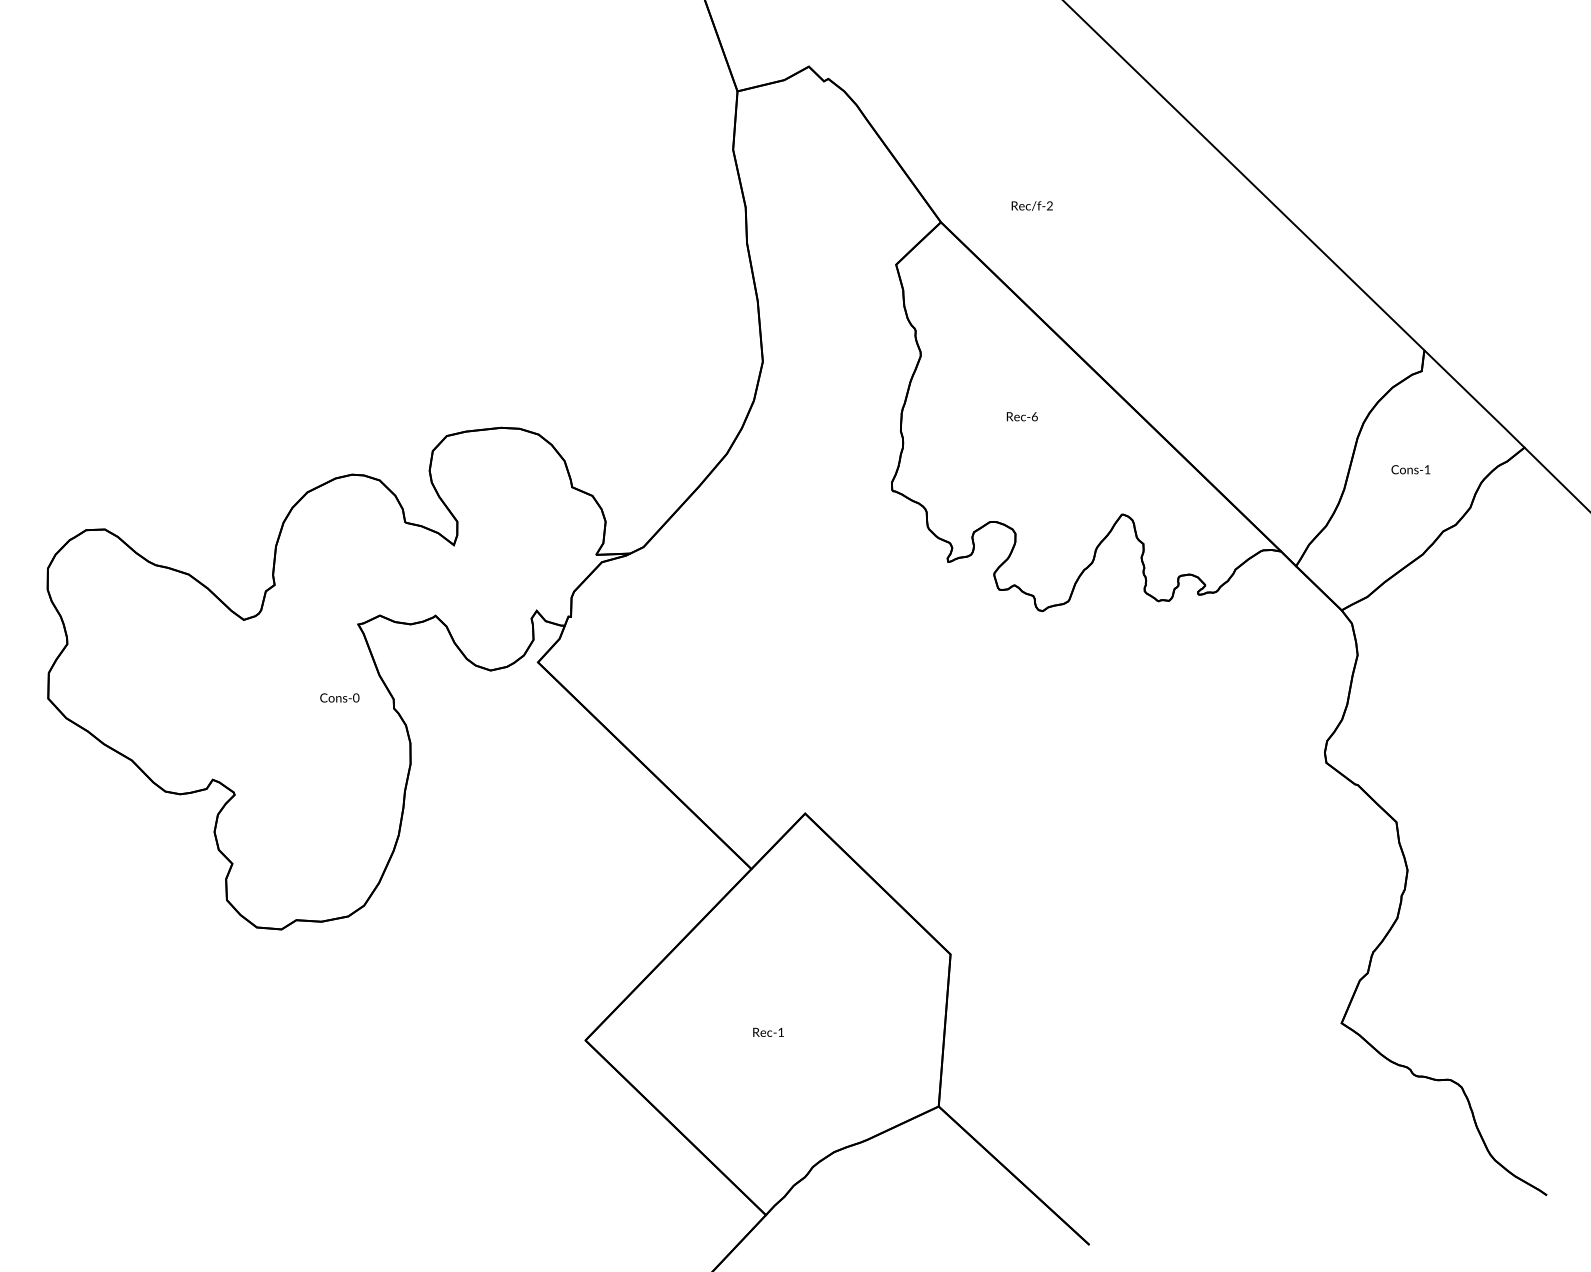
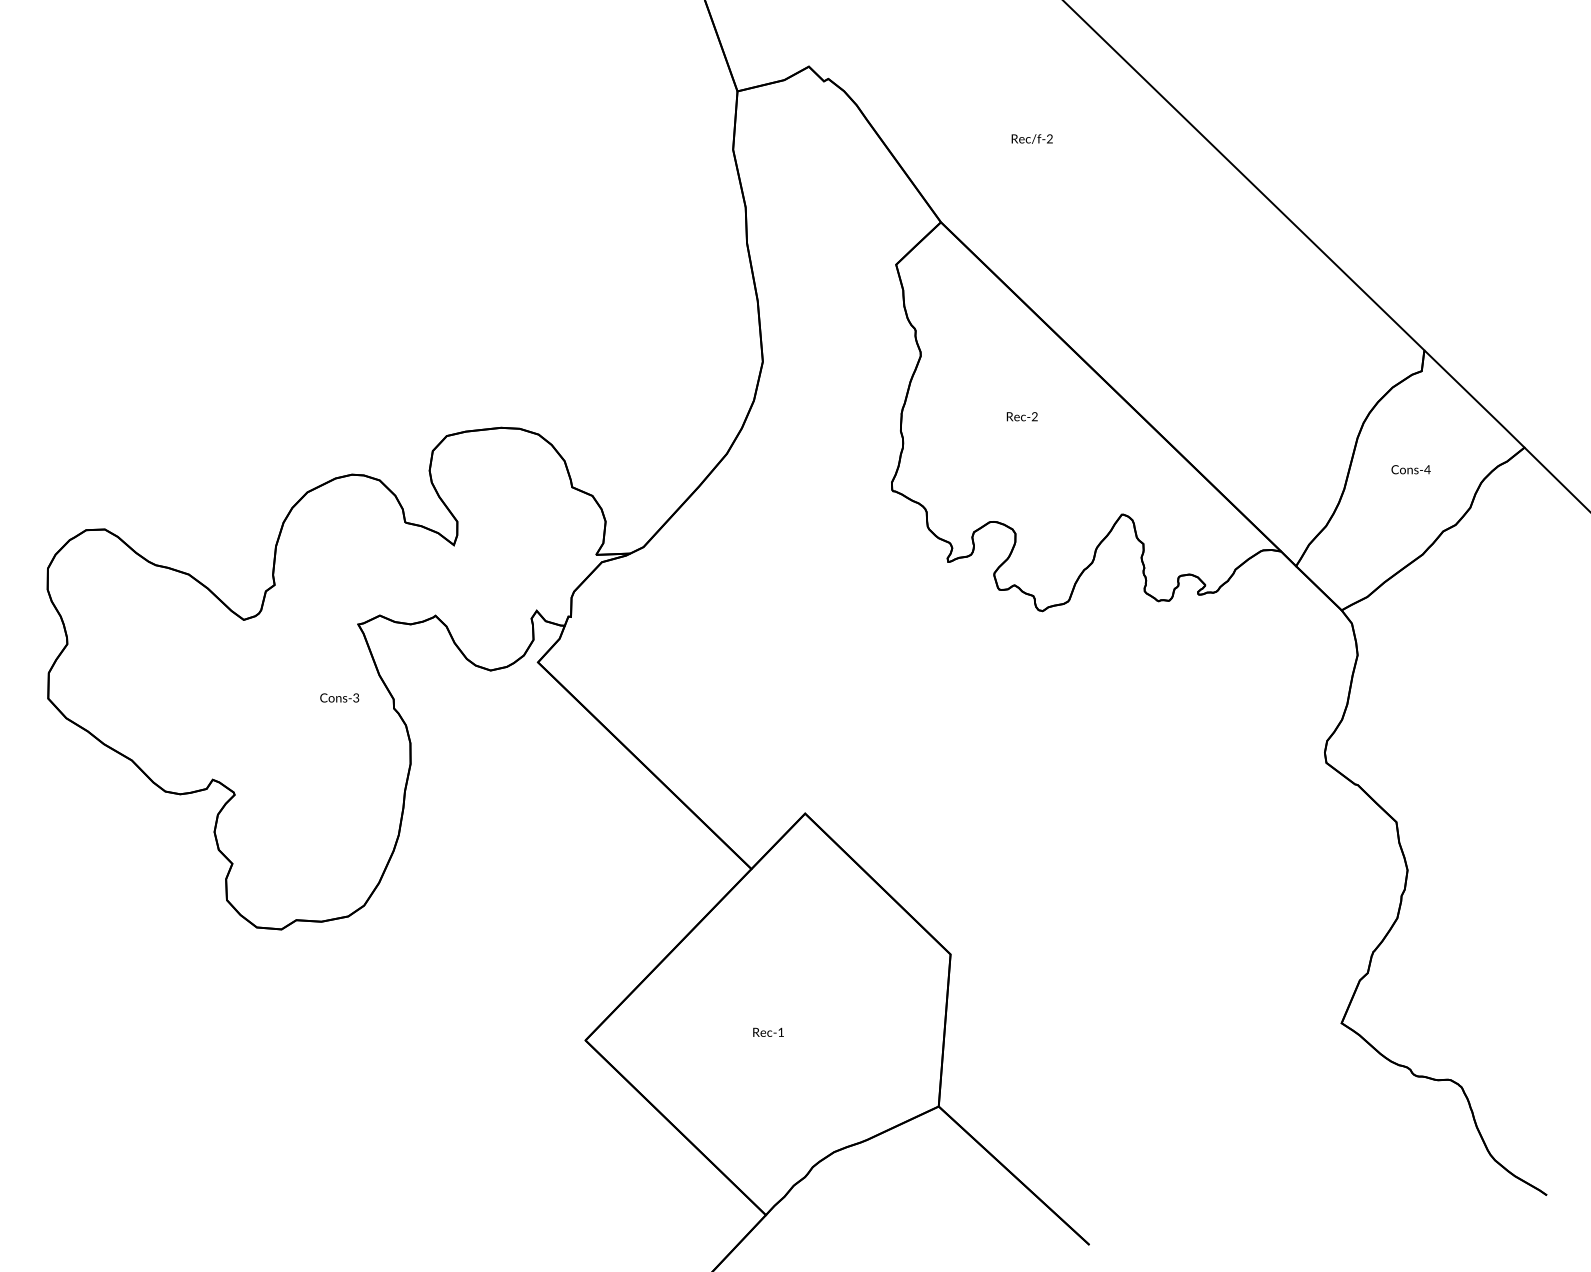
text position: (1031, 205) -> (1031, 138) (1031, 138)
text: Rec-6 -> Rec-2 (1034, 416)
text: Cons-1 -> Cons-4 (1427, 469)
text: Cons-0 -> Cons-3 (356, 698)
